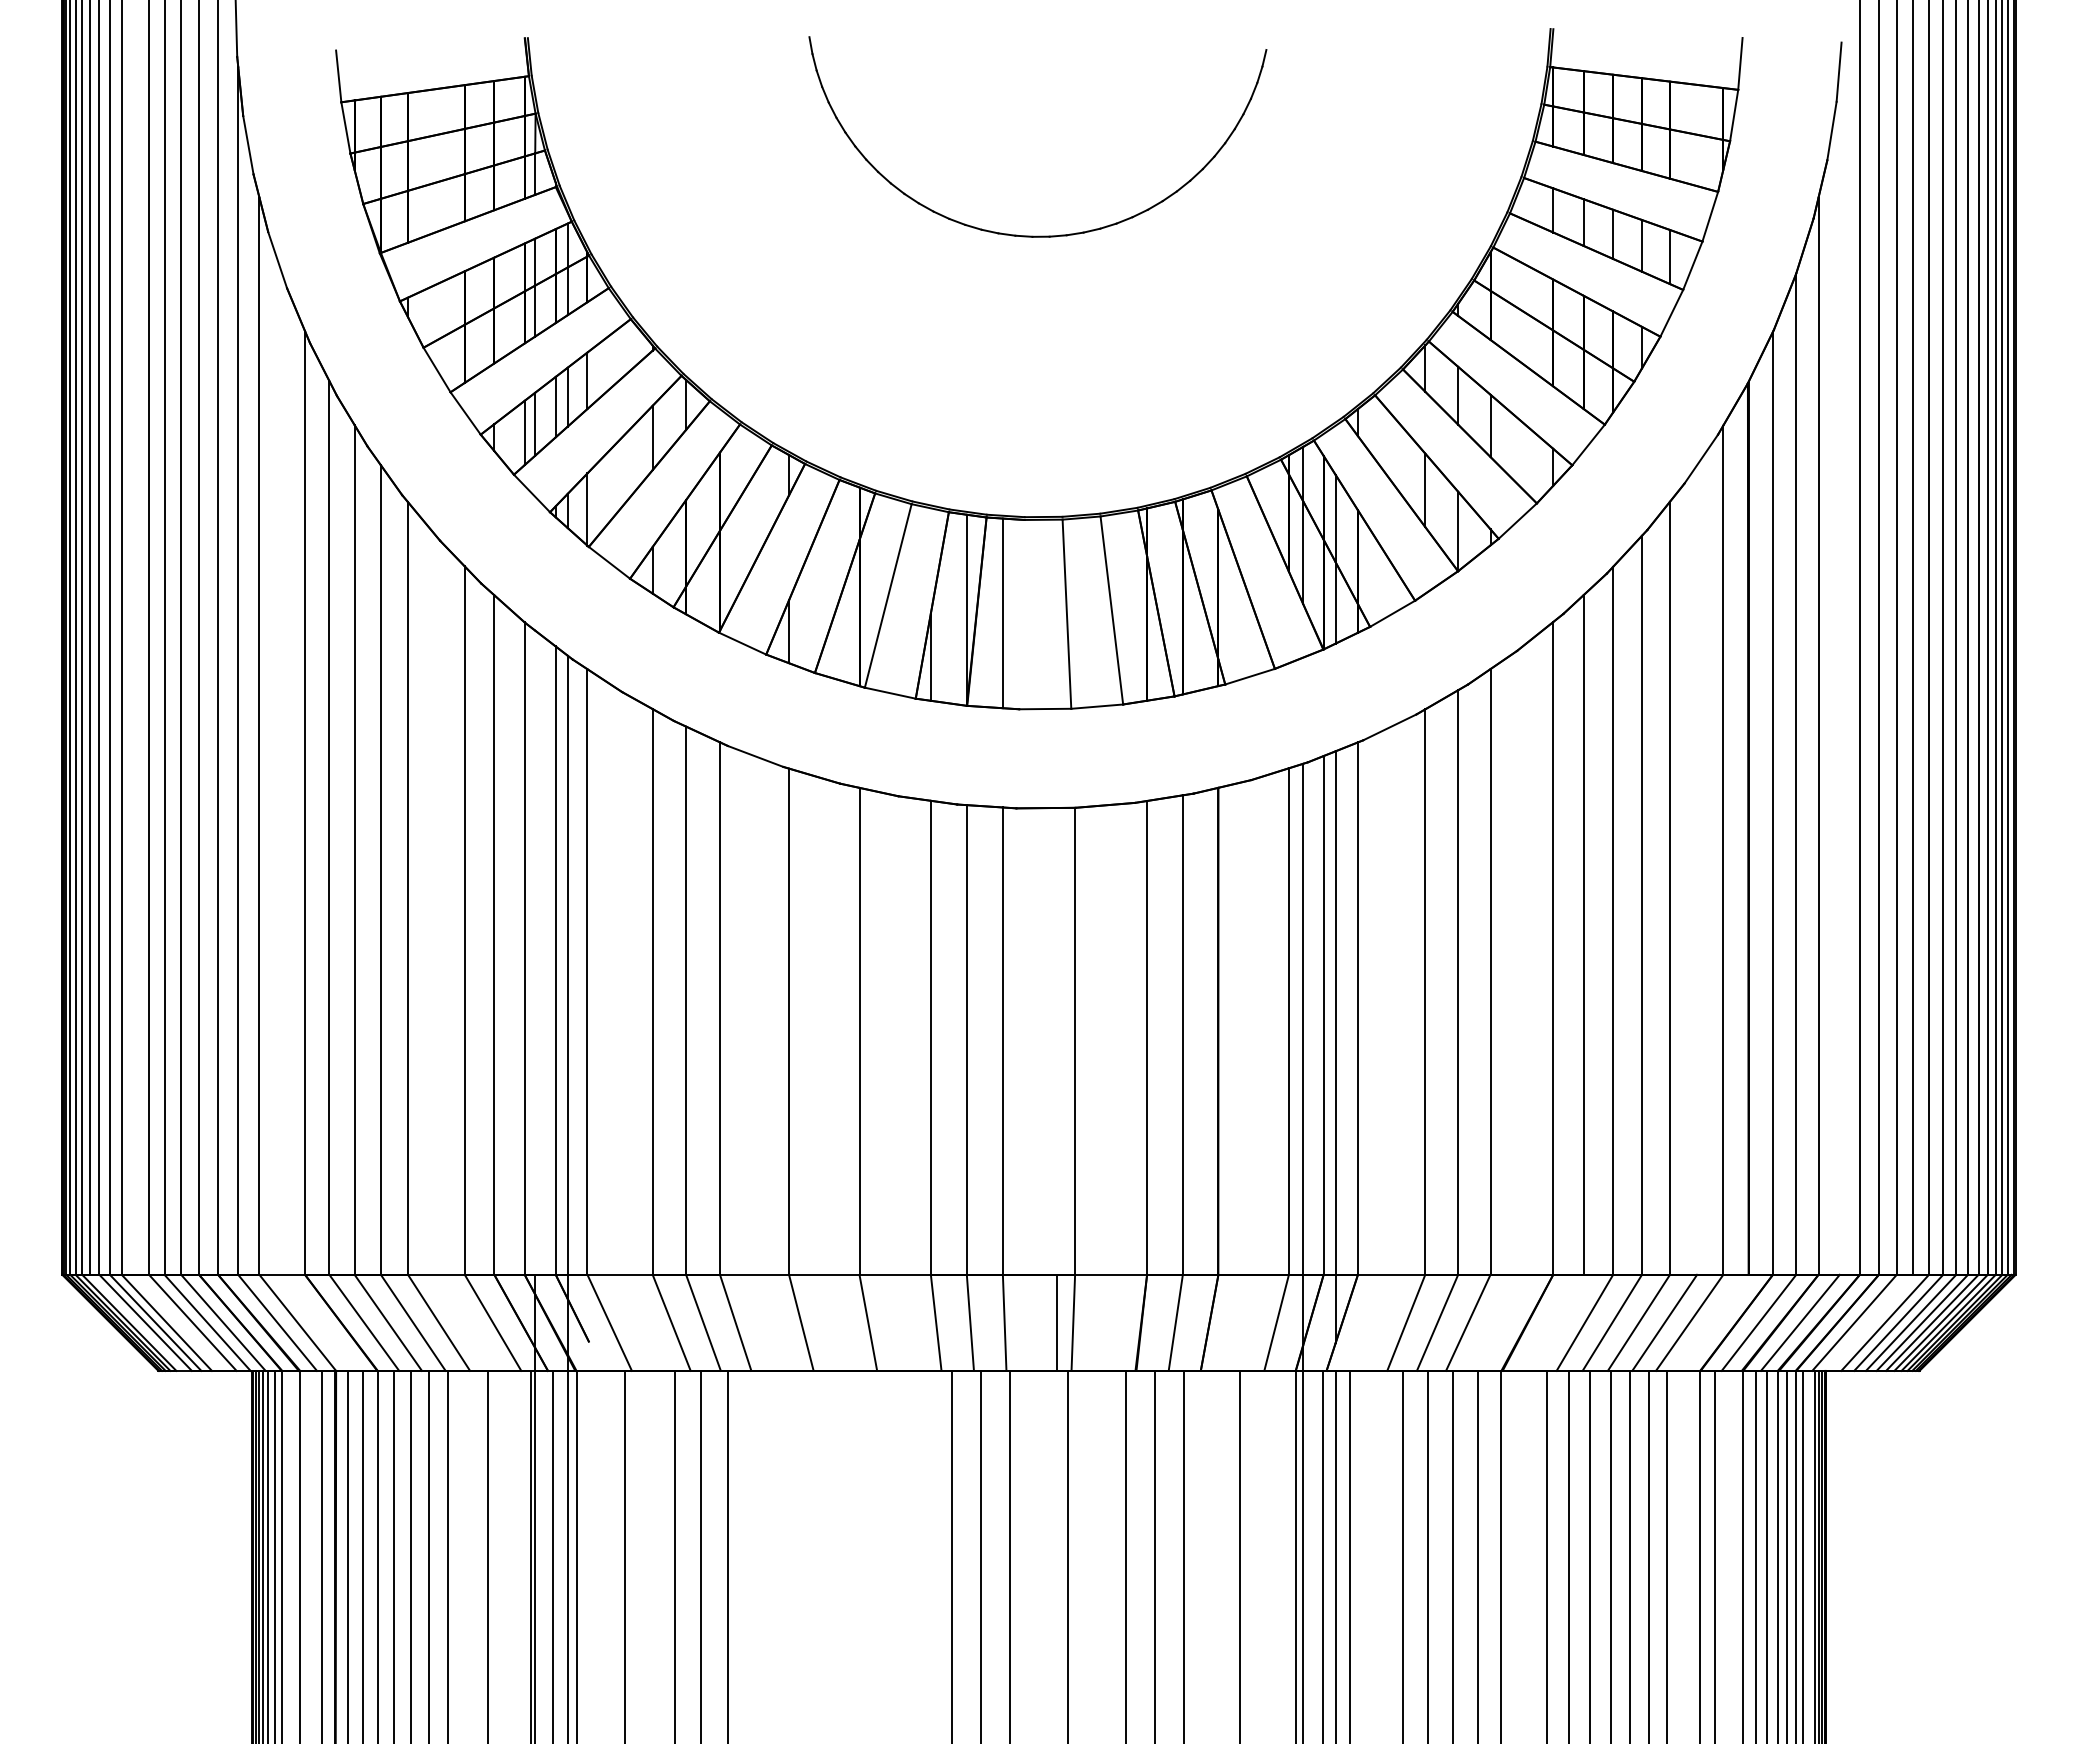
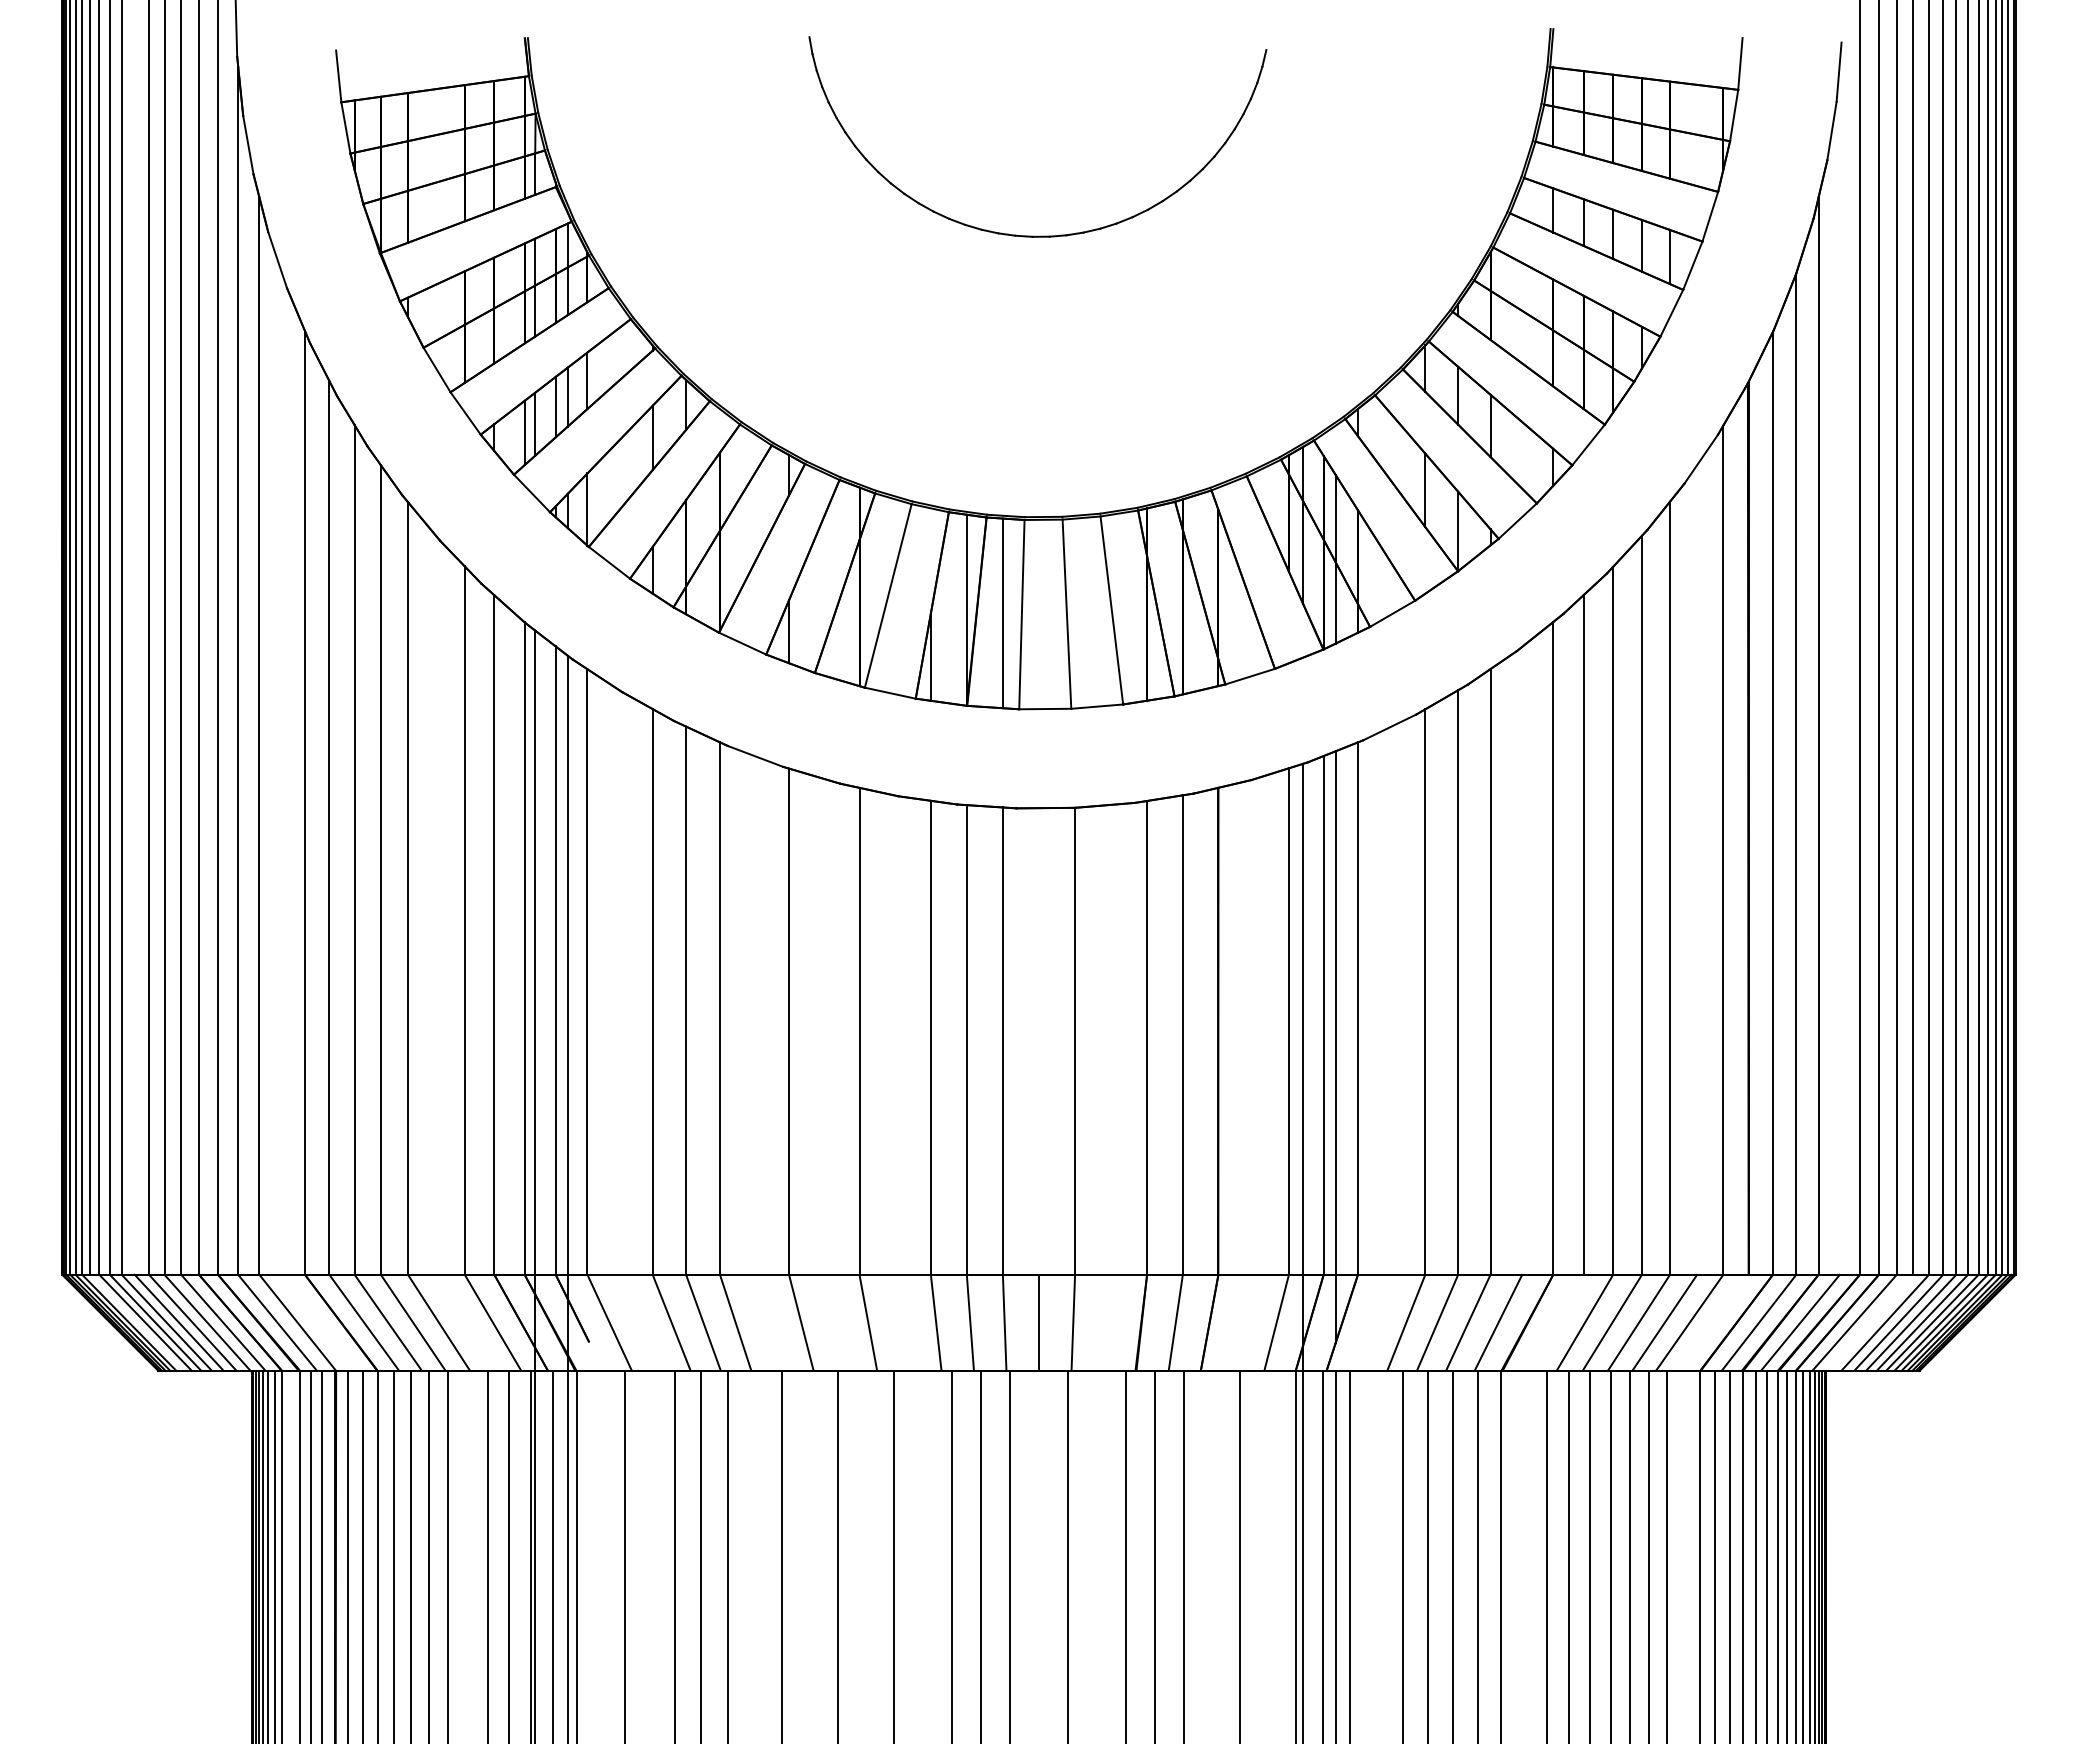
line: none -> present (1021, 614)
line: none -> present (535, 952)
line: none -> present (178, 1322)
line position: (1056, 1322) -> (1038, 1322) (1038, 1322)
line: none -> present (1498, 1322)
line: none -> present (310, 1555)
line: none -> present (508, 1555)
line: none -> present (782, 1555)
line: none -> present (837, 1555)
line: none -> present (894, 1555)
line: none -> present (1729, 1555)
line: none -> present (1809, 1555)
